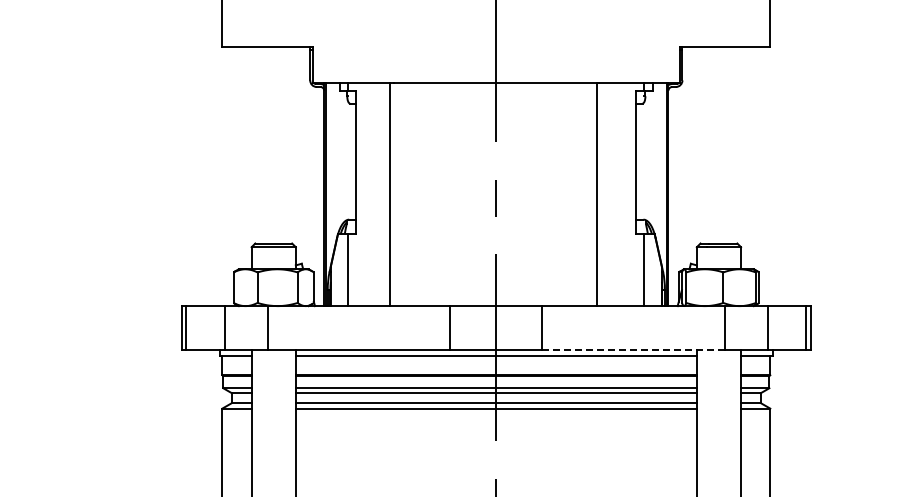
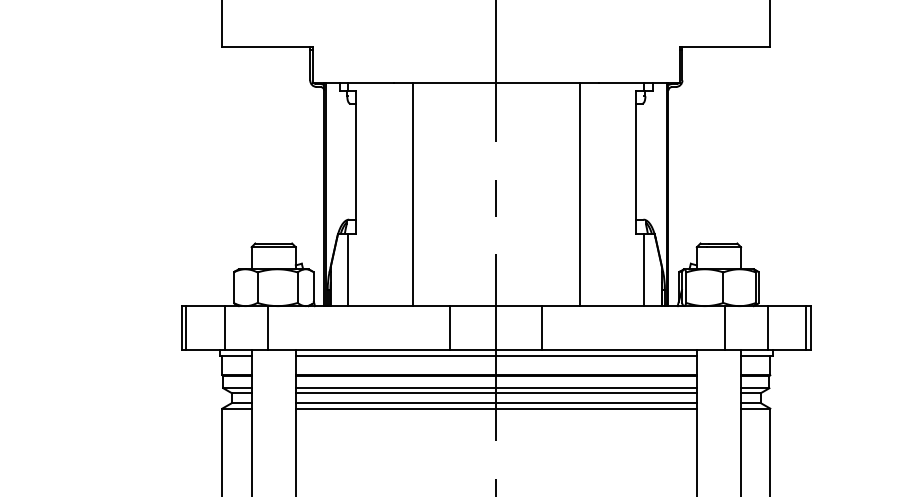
line position: (389, 194) -> (412, 194) (412, 194)
line position: (597, 194) -> (580, 194) (580, 194)
line: dashed -> solid (634, 350)
